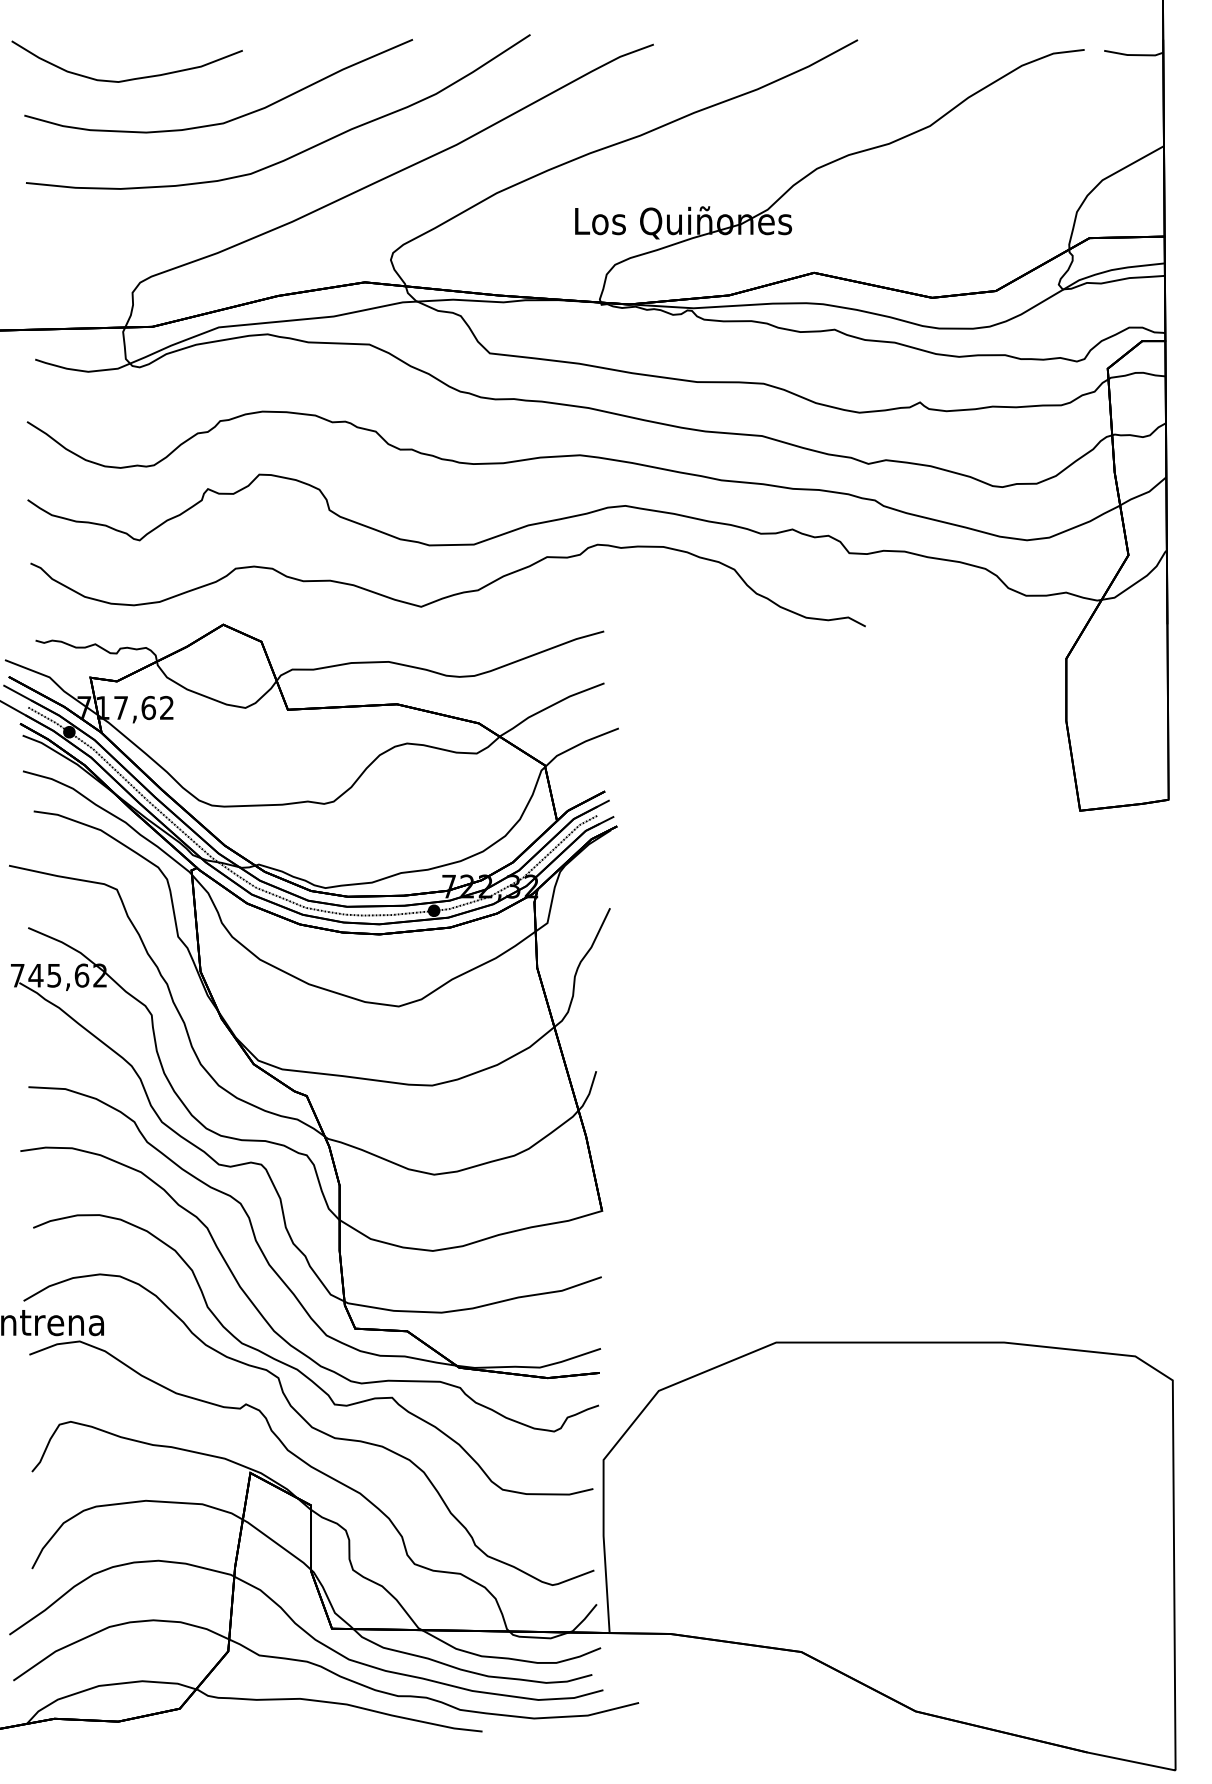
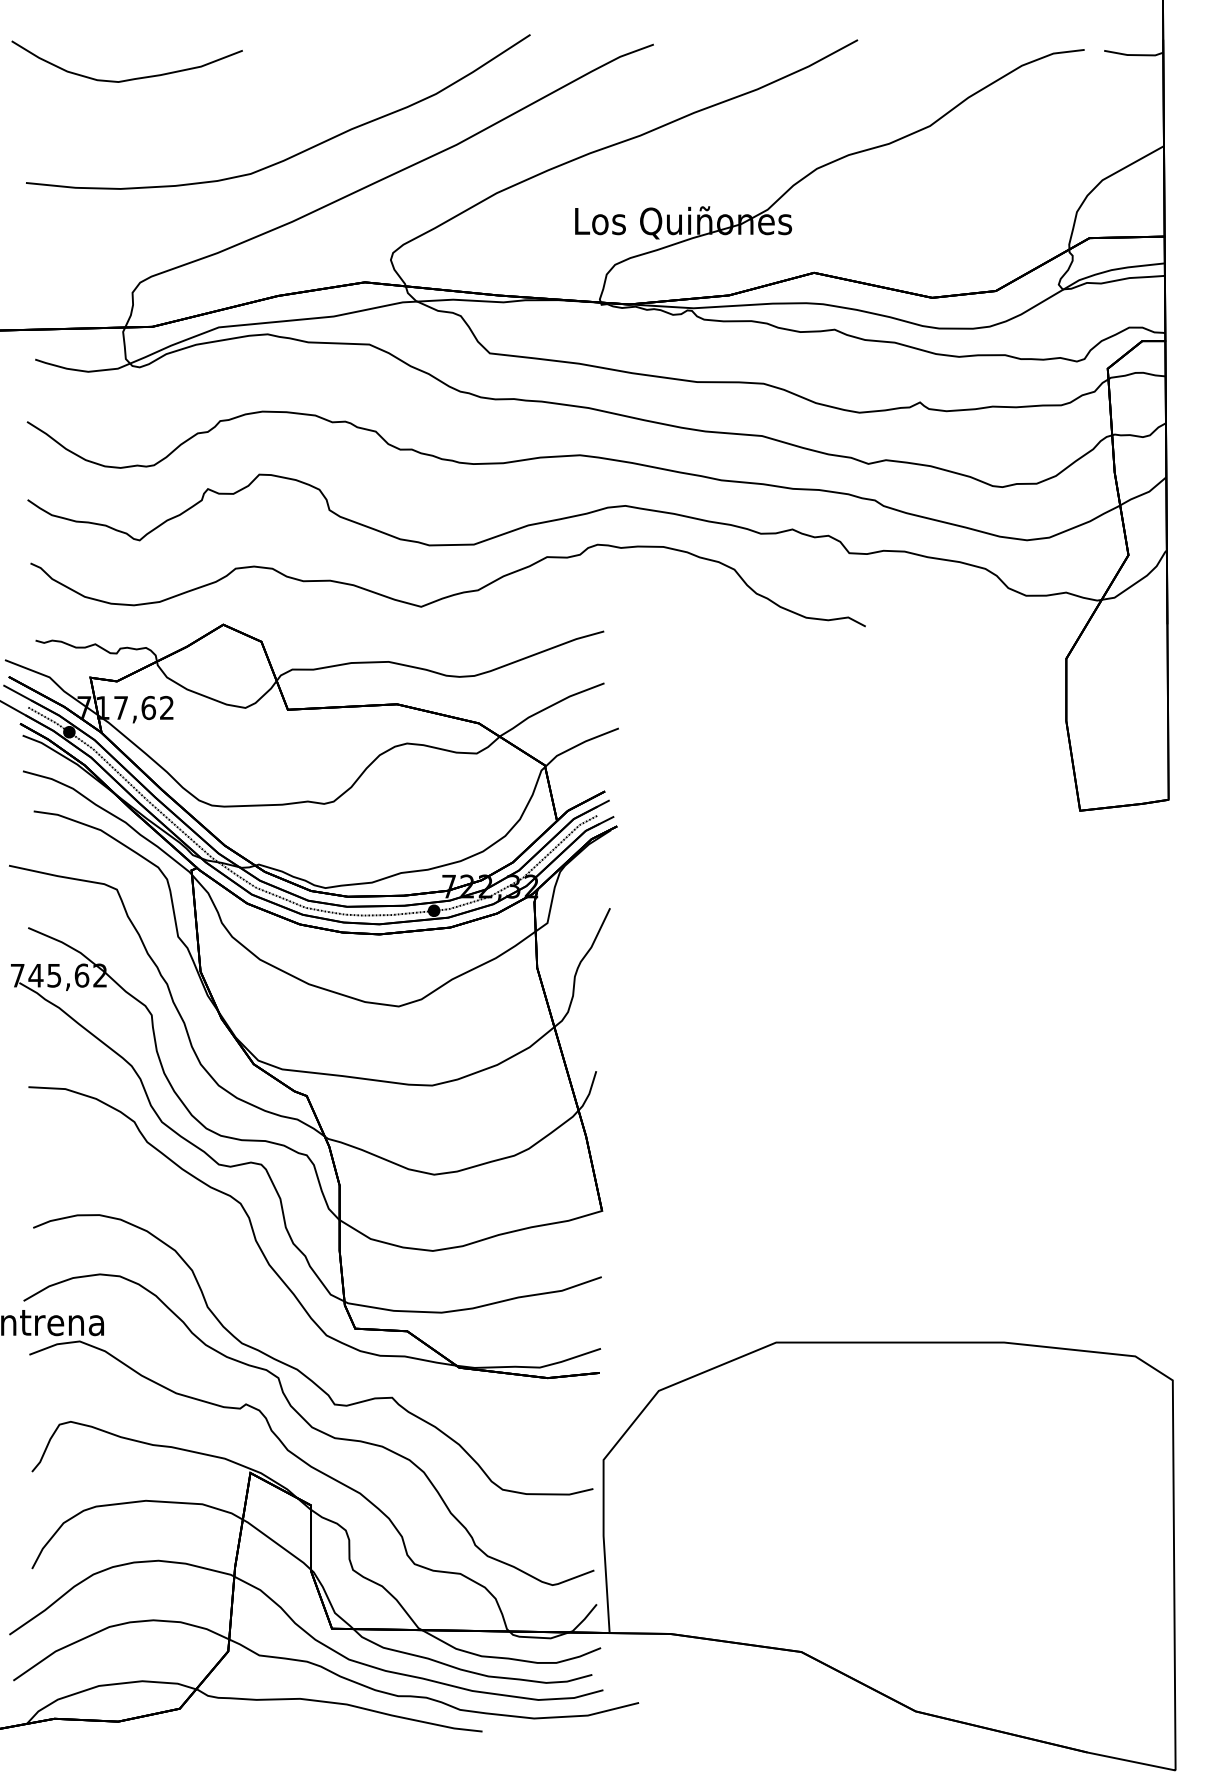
curve: present -> none (230, 119)
curve: present -> none (270, 1324)
